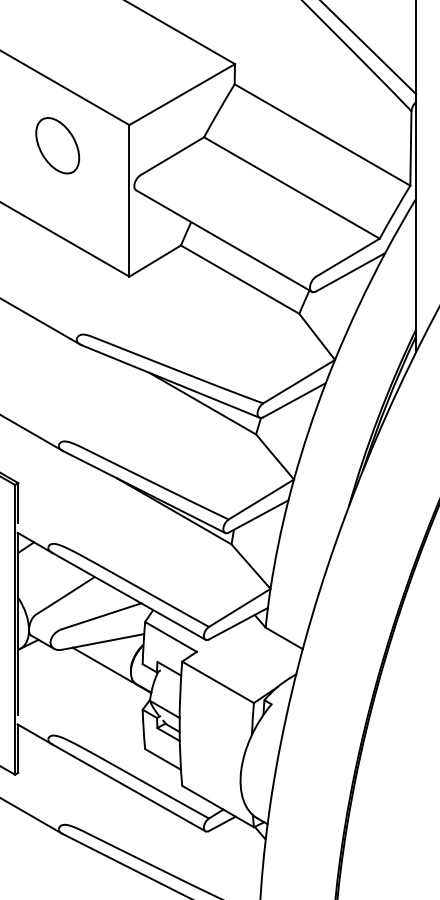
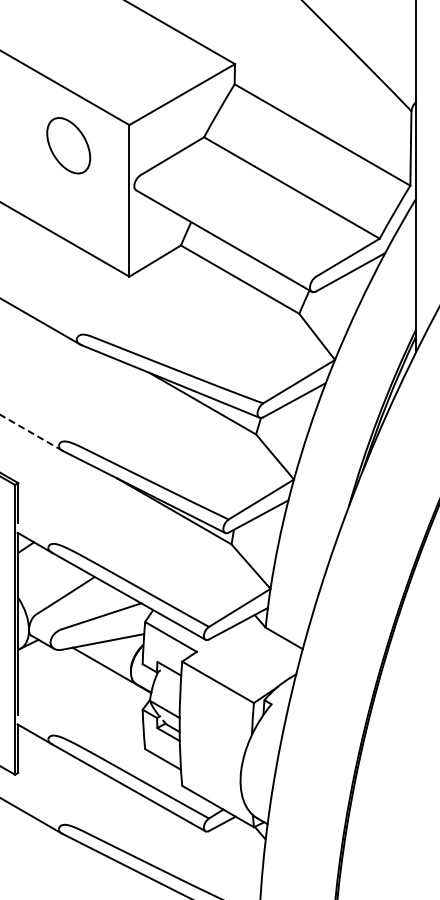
line: present -> none (369, 48)
part position: (57, 145) -> (68, 145) (68, 145)
line: solid -> dashed (31, 432)
